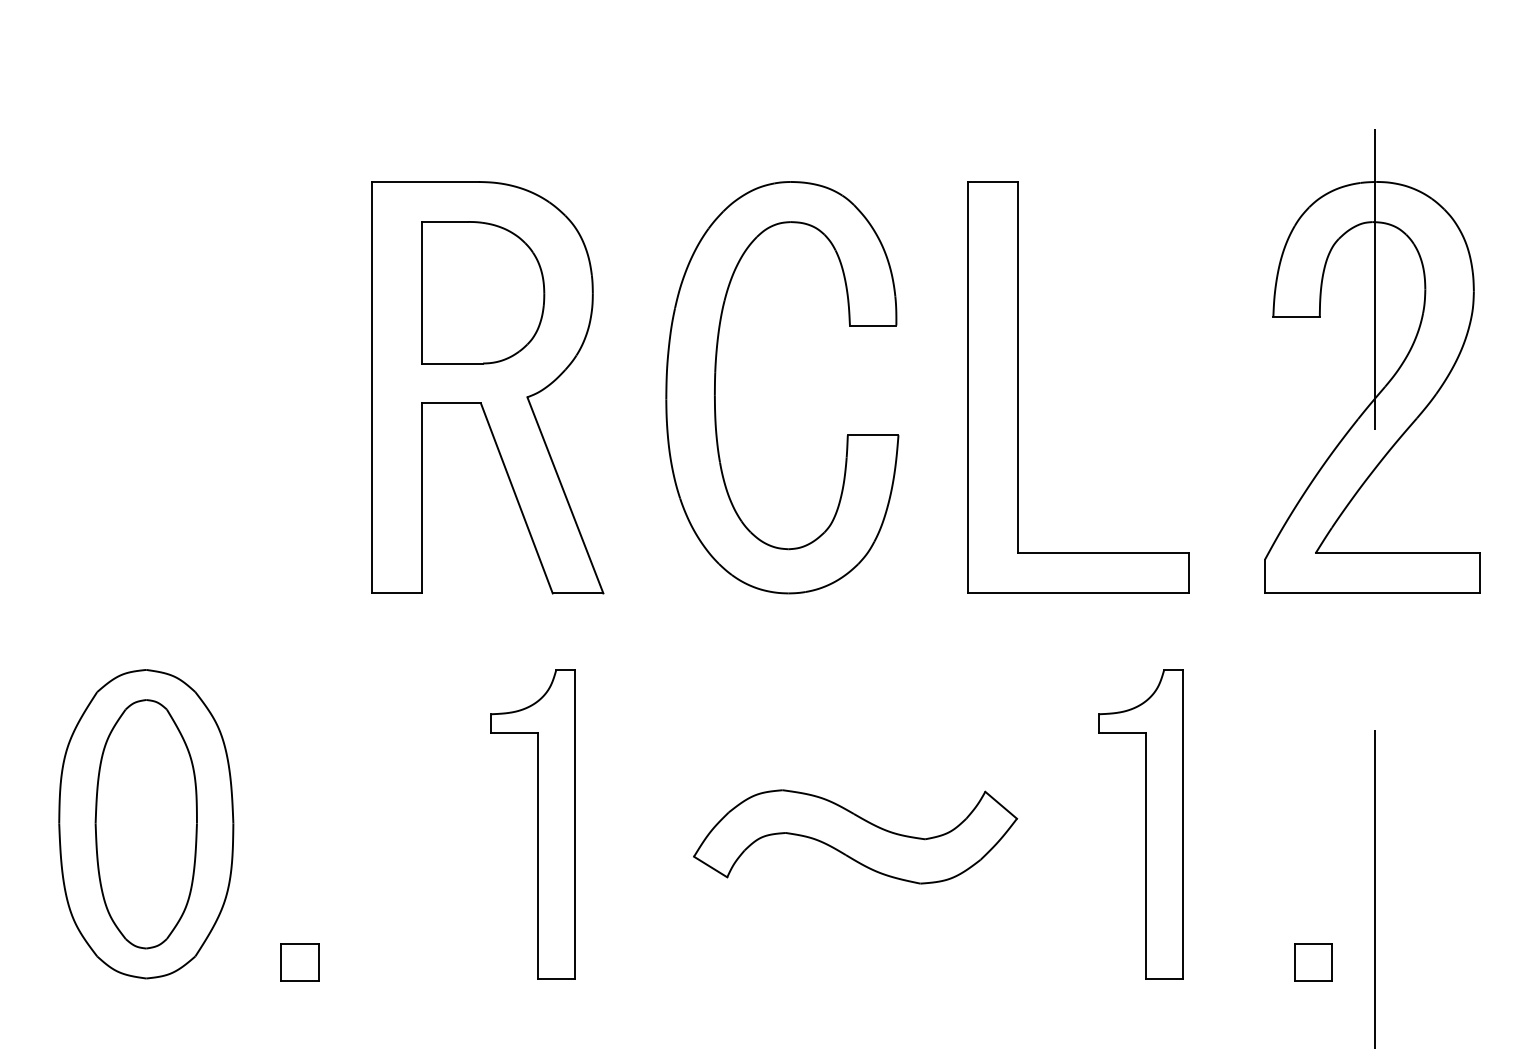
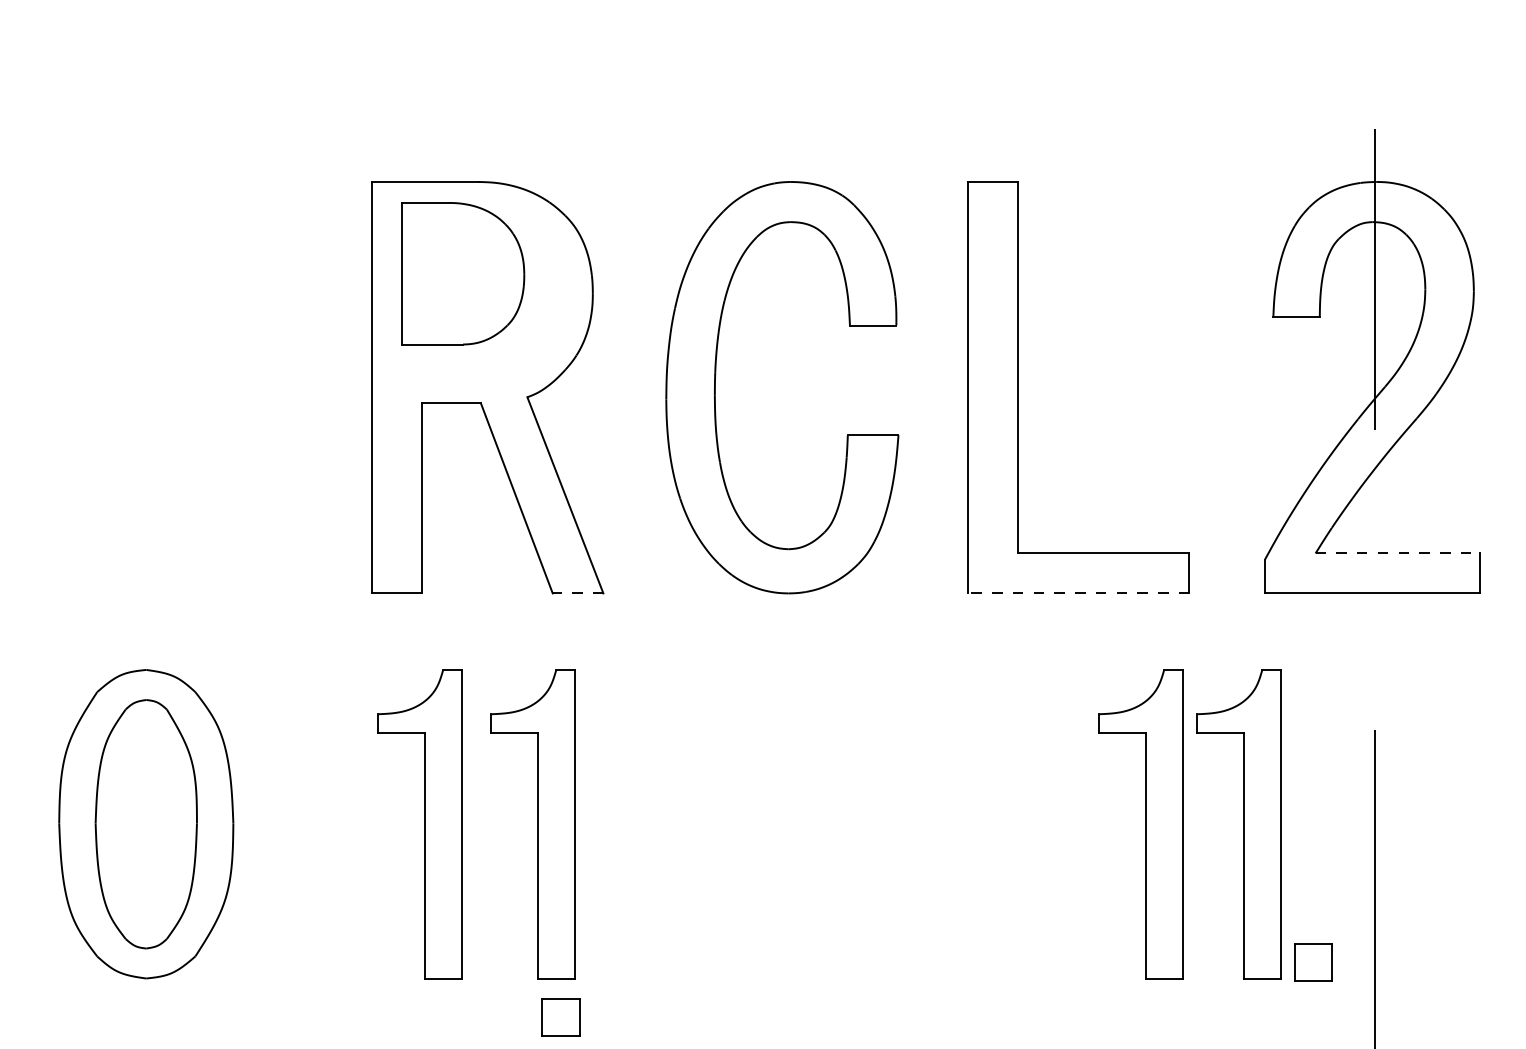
part position: (483, 292) -> (463, 273) (463, 273)
line: solid -> dashed (1398, 553)
line: solid -> dashed (577, 593)
line: solid -> dashed (1078, 593)
part: none -> present (419, 824)
part: none -> present (1238, 824)
part: present -> none (855, 836)
part position: (299, 962) -> (560, 1017) (560, 1017)
